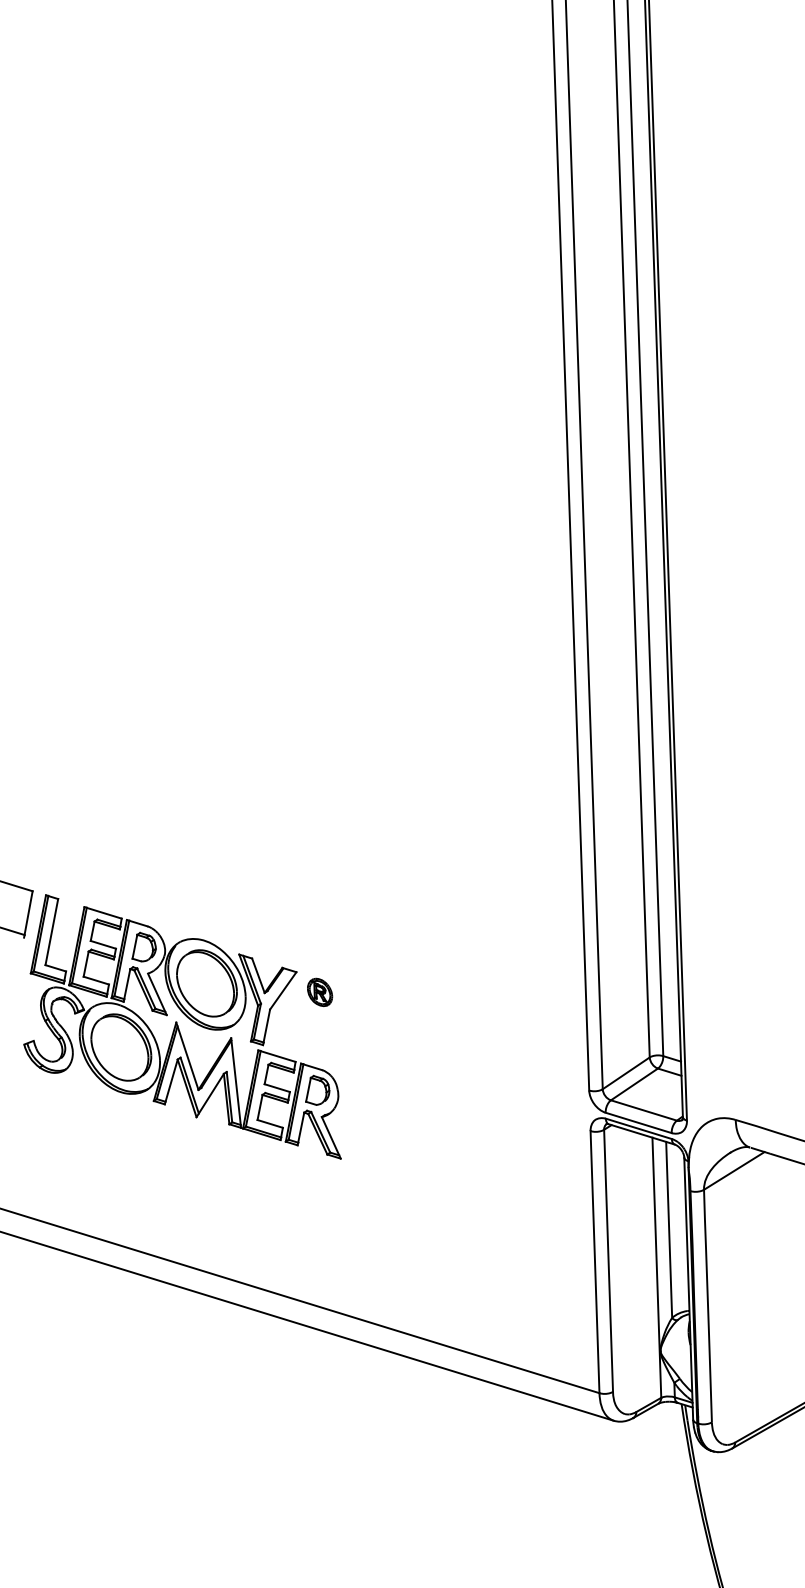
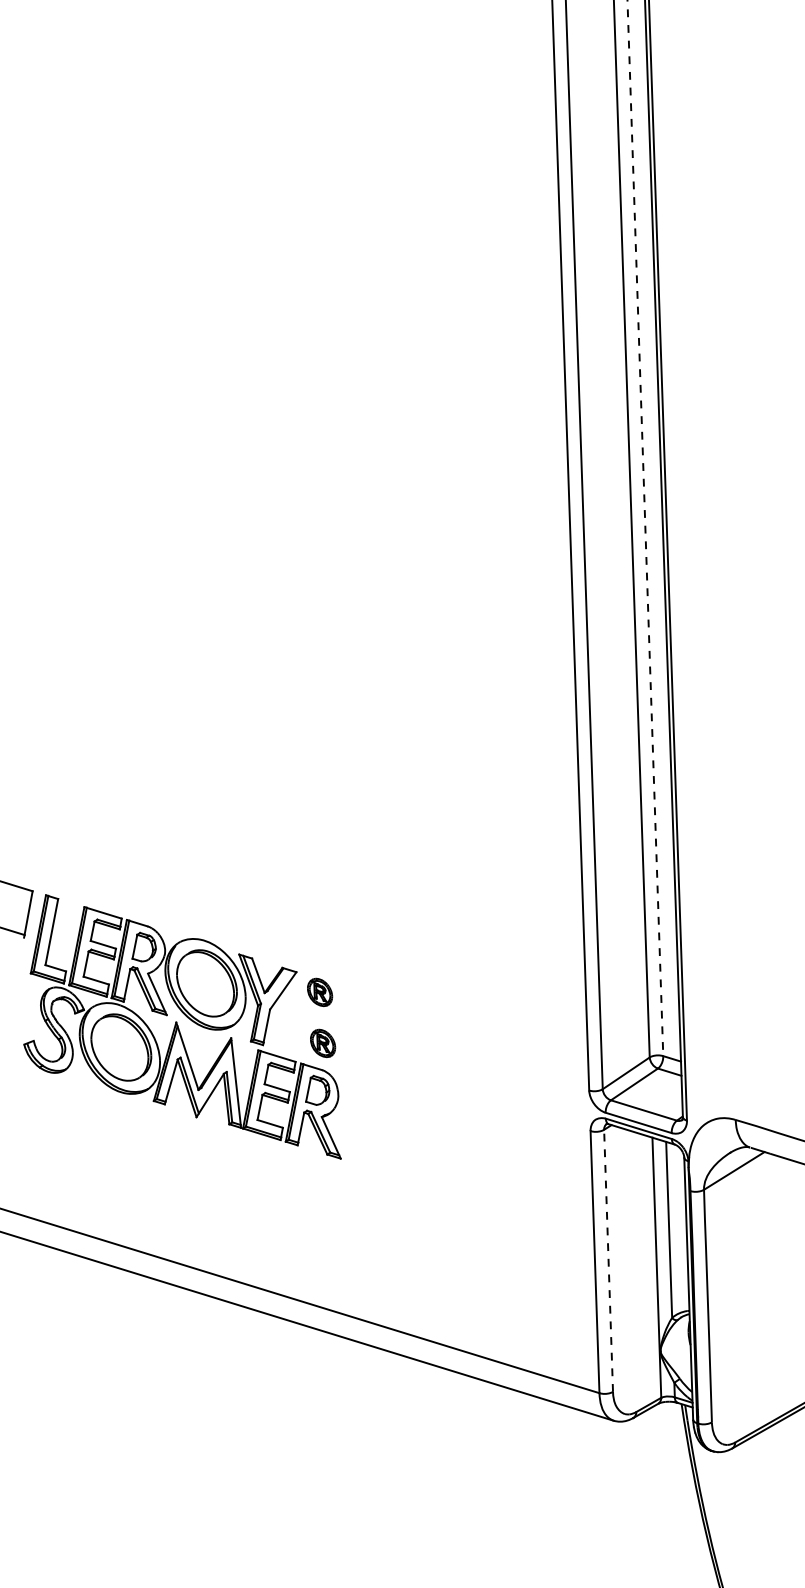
line: solid -> dashed (645, 528)
part: none -> present (323, 1043)
line: solid -> dashed (608, 1260)
